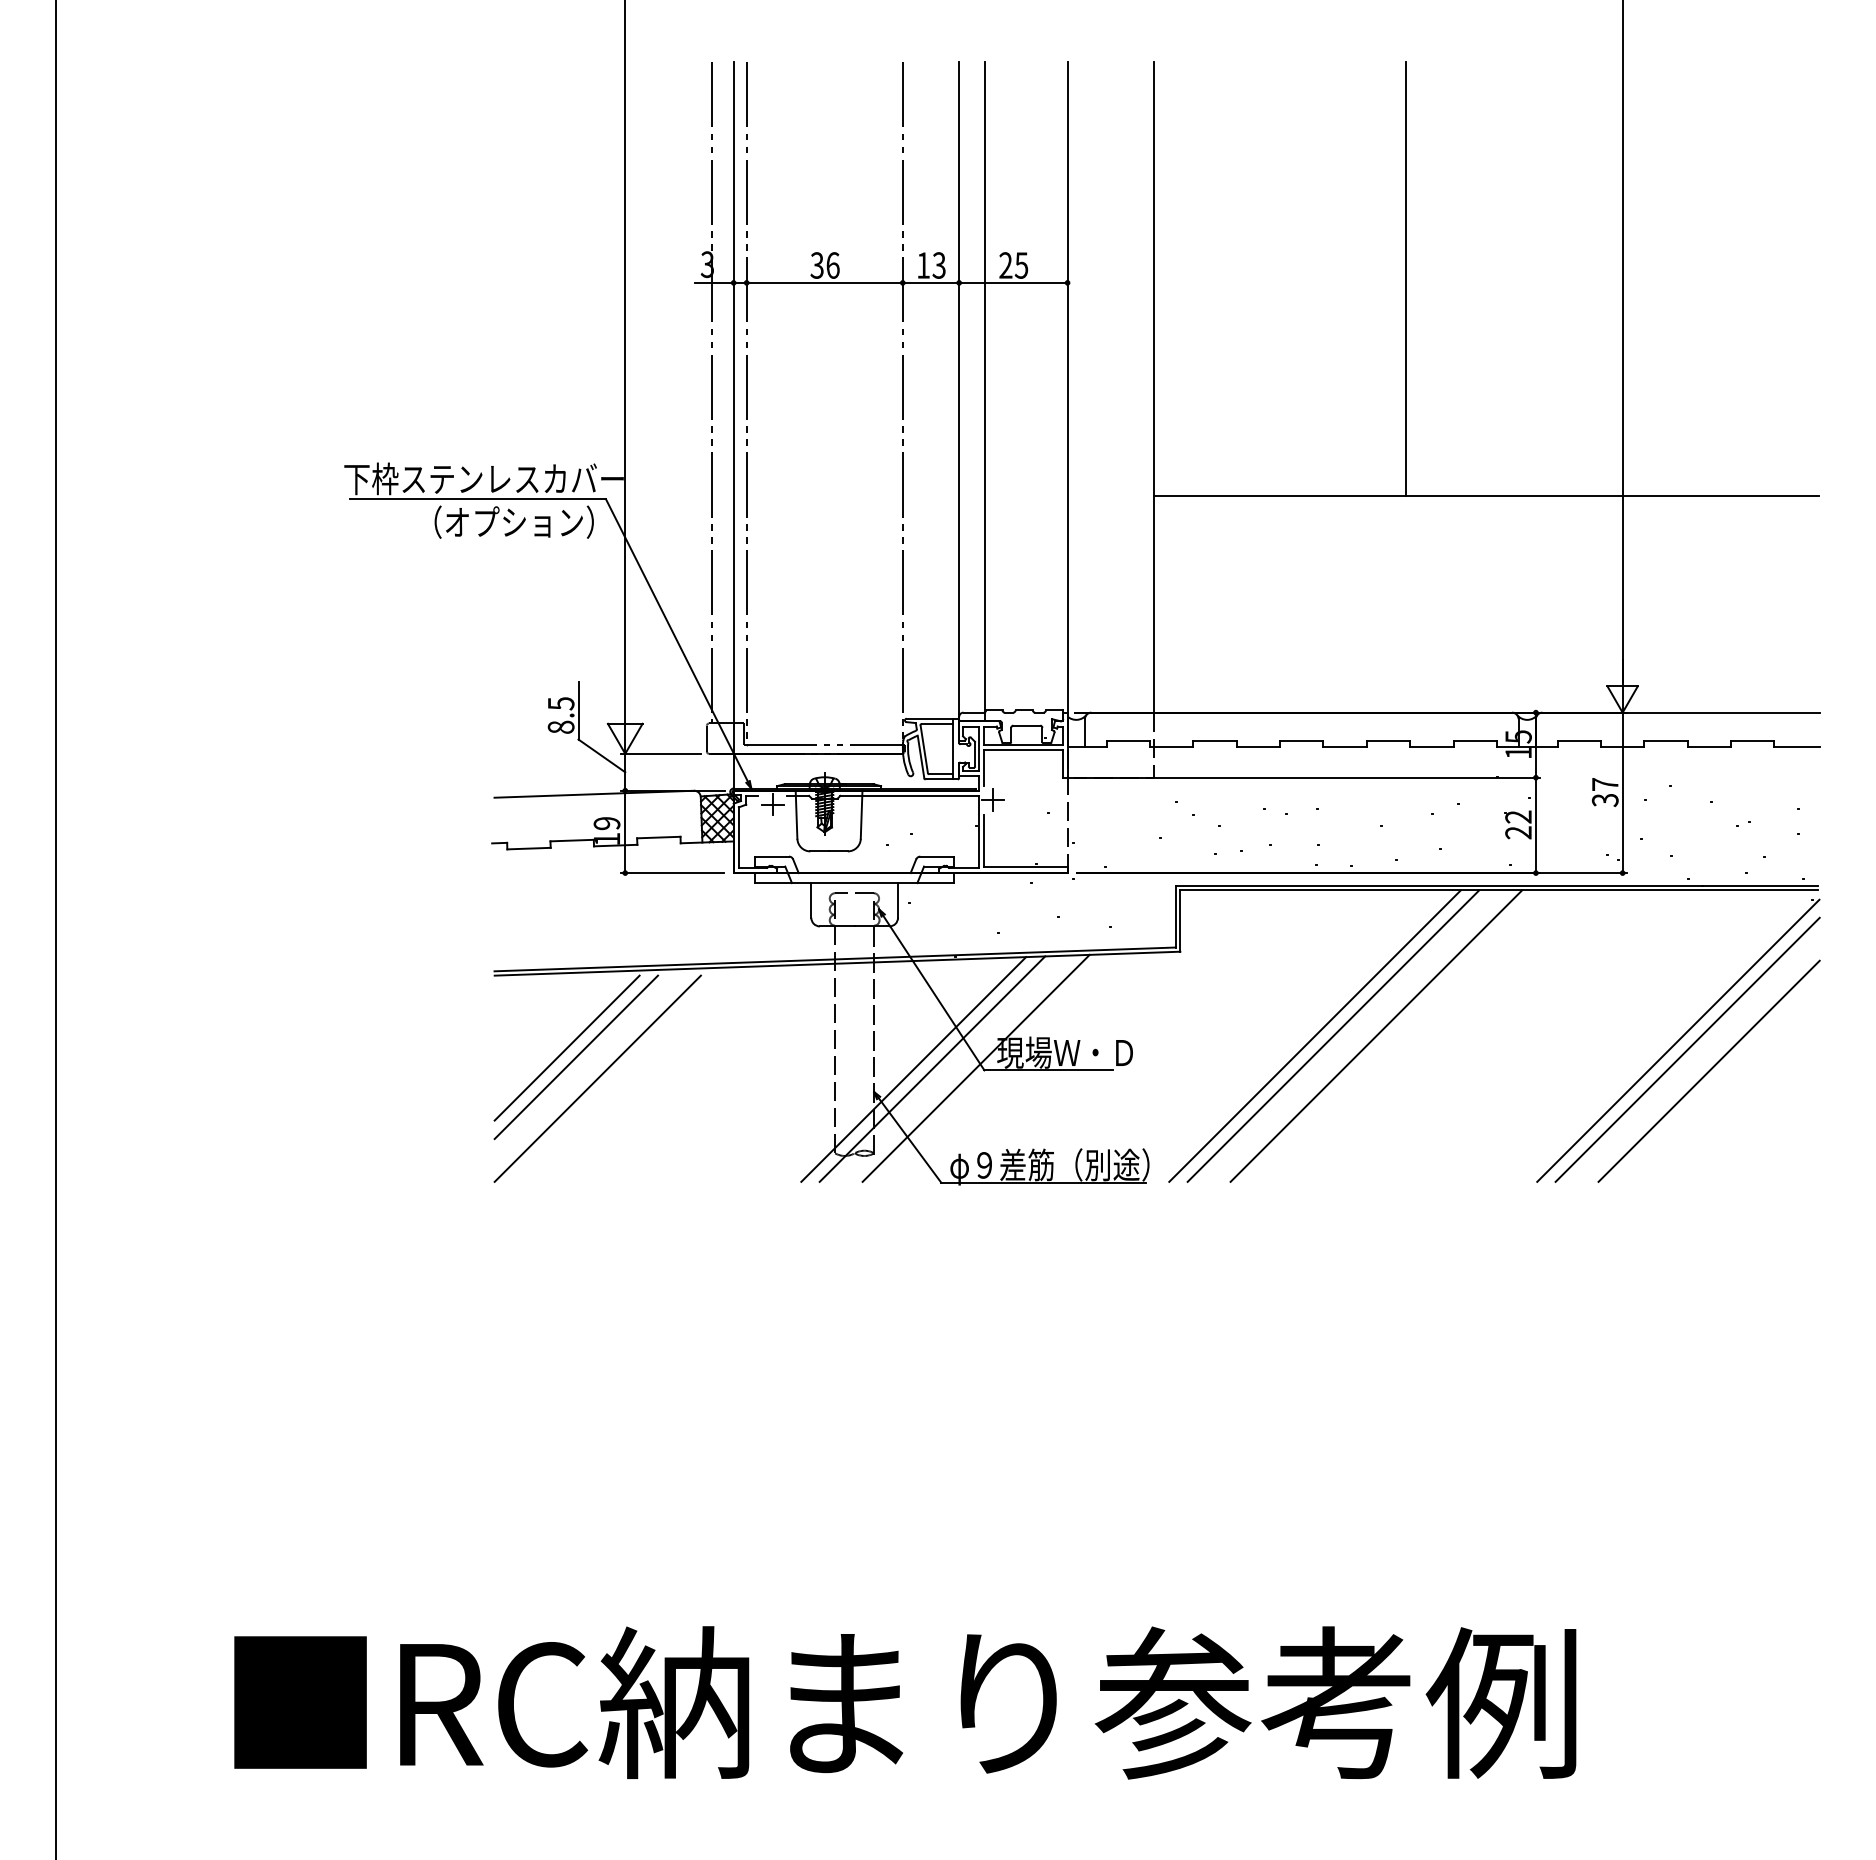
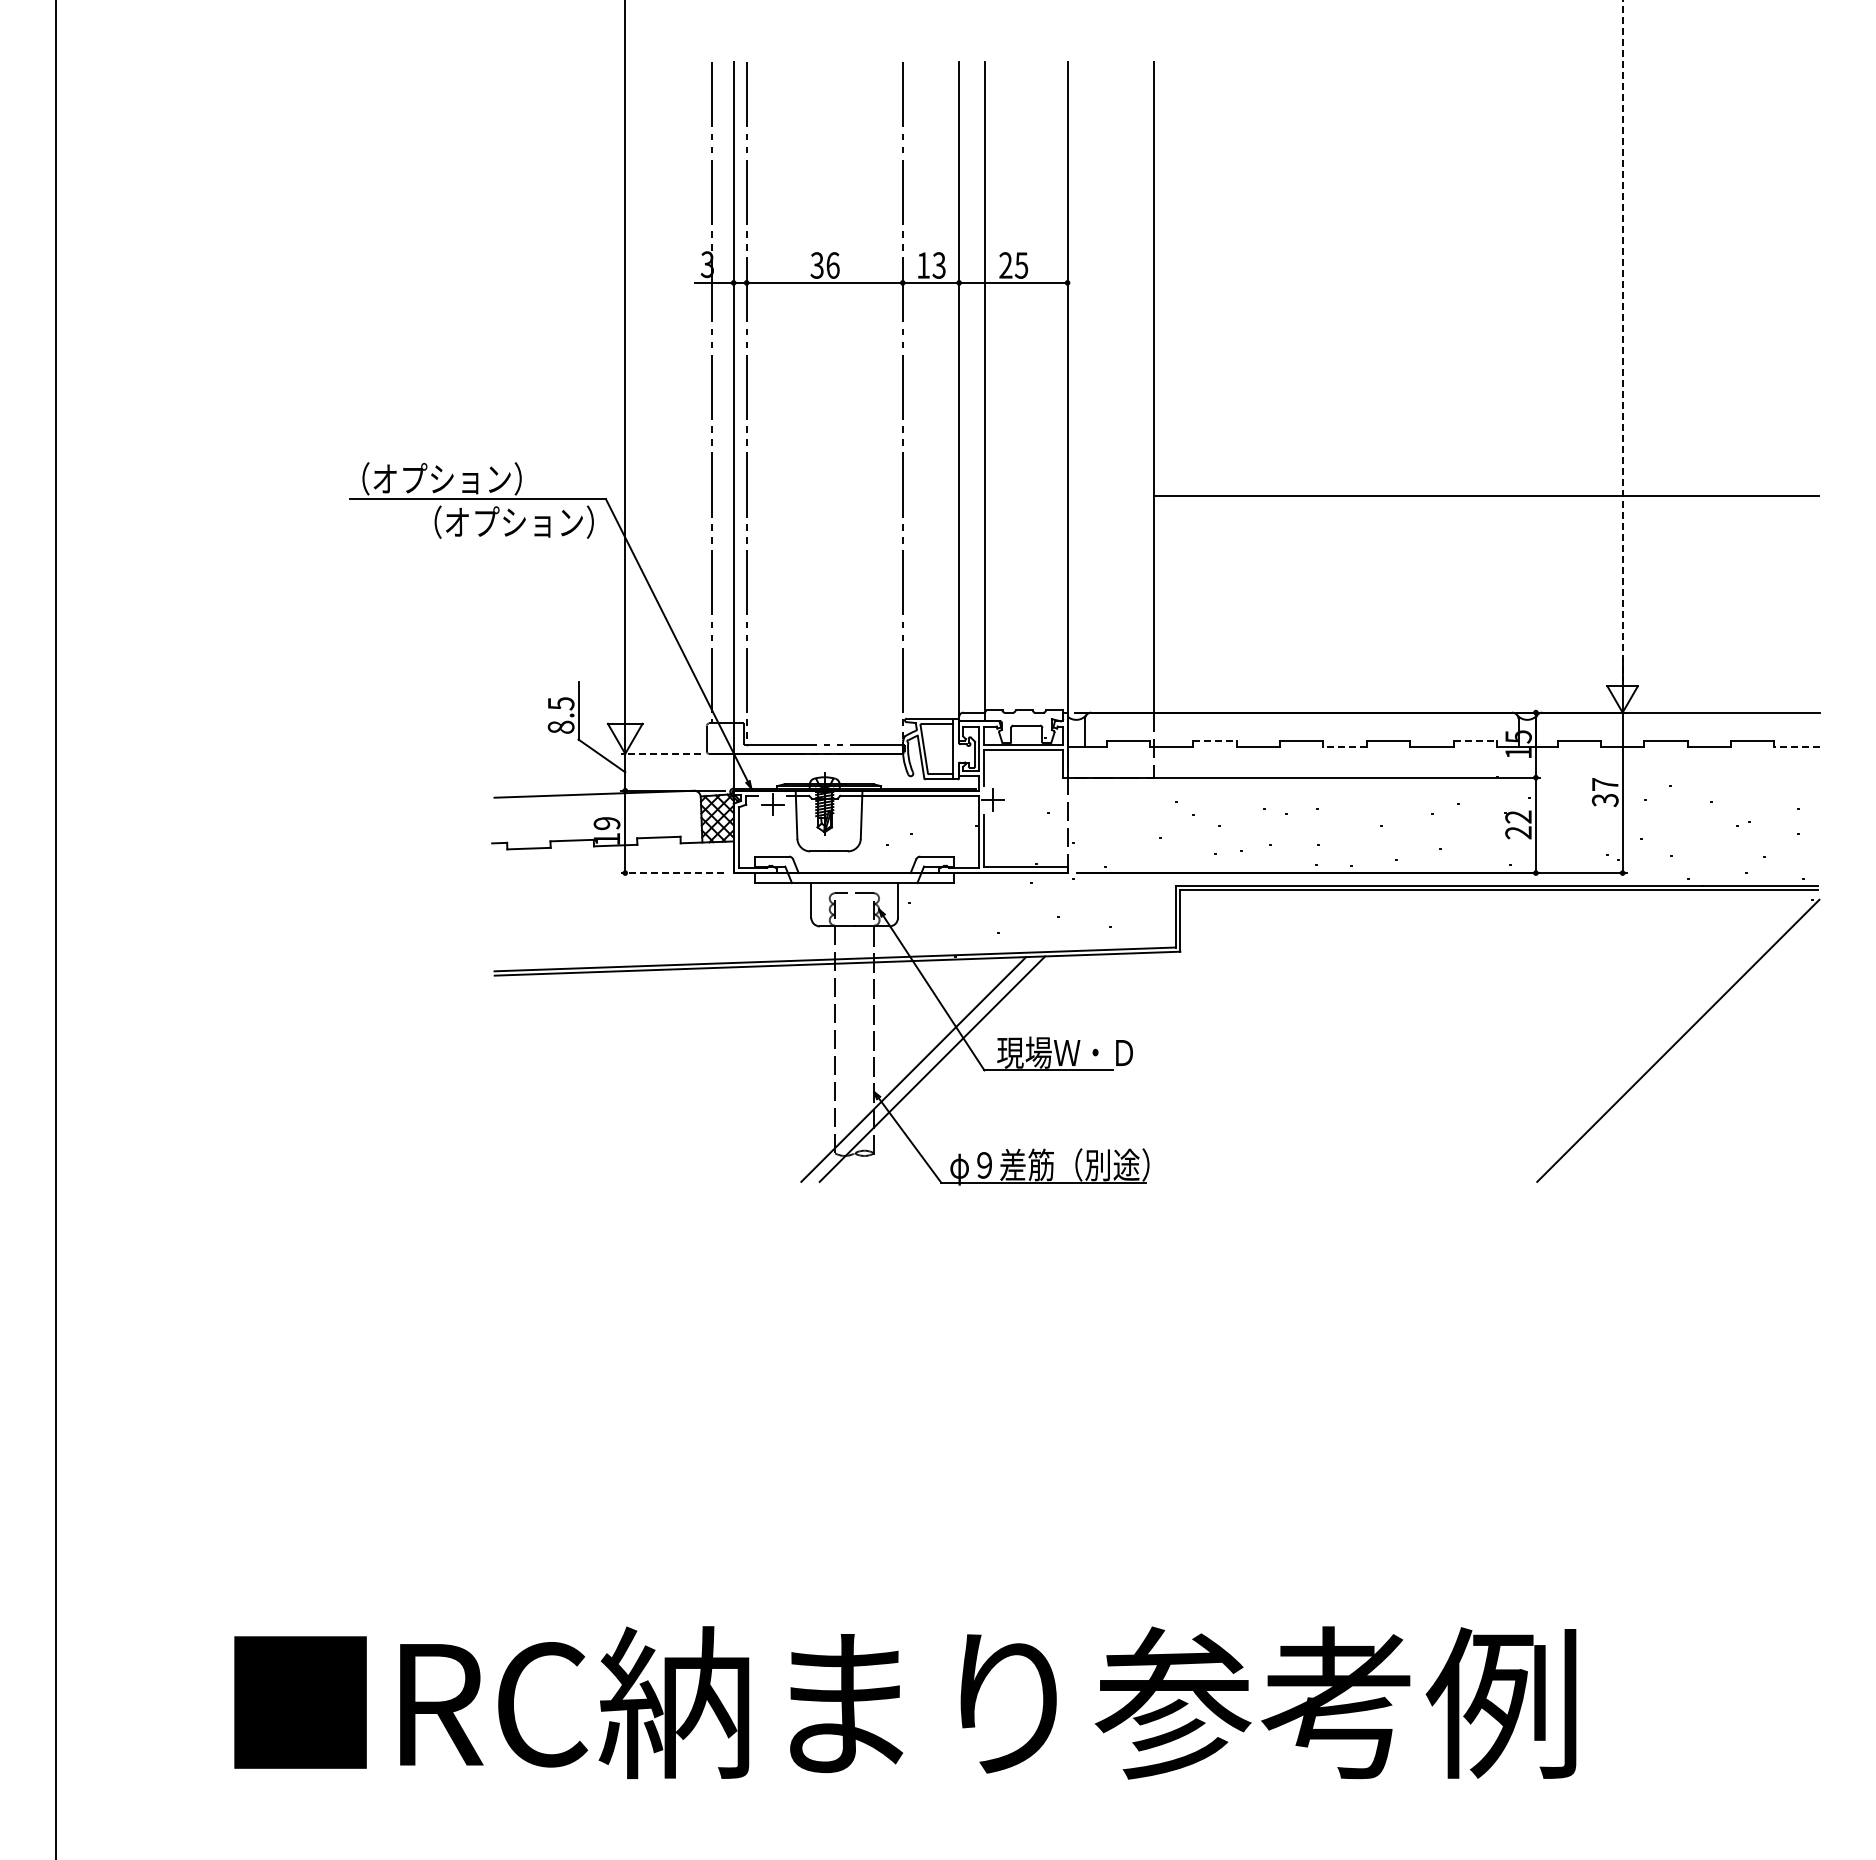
line: present -> none (1405, 278)
line: solid -> dashed (1622, 341)
text: 下枠ステンレスカバー -> （オプション） (483, 478)
line: solid -> dashed (1215, 740)
line: solid -> dashed (1475, 740)
line: solid -> dashed (1345, 747)
line: solid -> dashed (1797, 747)
line: solid -> dashed (660, 753)
line: solid -> dashed (672, 873)
line: present -> none (1314, 1035)
line: present -> none (1333, 1035)
line: present -> none (1376, 1035)
line: present -> none (566, 1047)
line: present -> none (1687, 1049)
line: present -> none (576, 1057)
line: present -> none (975, 1067)
line: present -> none (1708, 1070)
line: present -> none (597, 1078)
